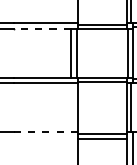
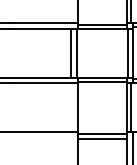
line: dashed -> solid (42, 28)
line: dashed -> solid (45, 132)
